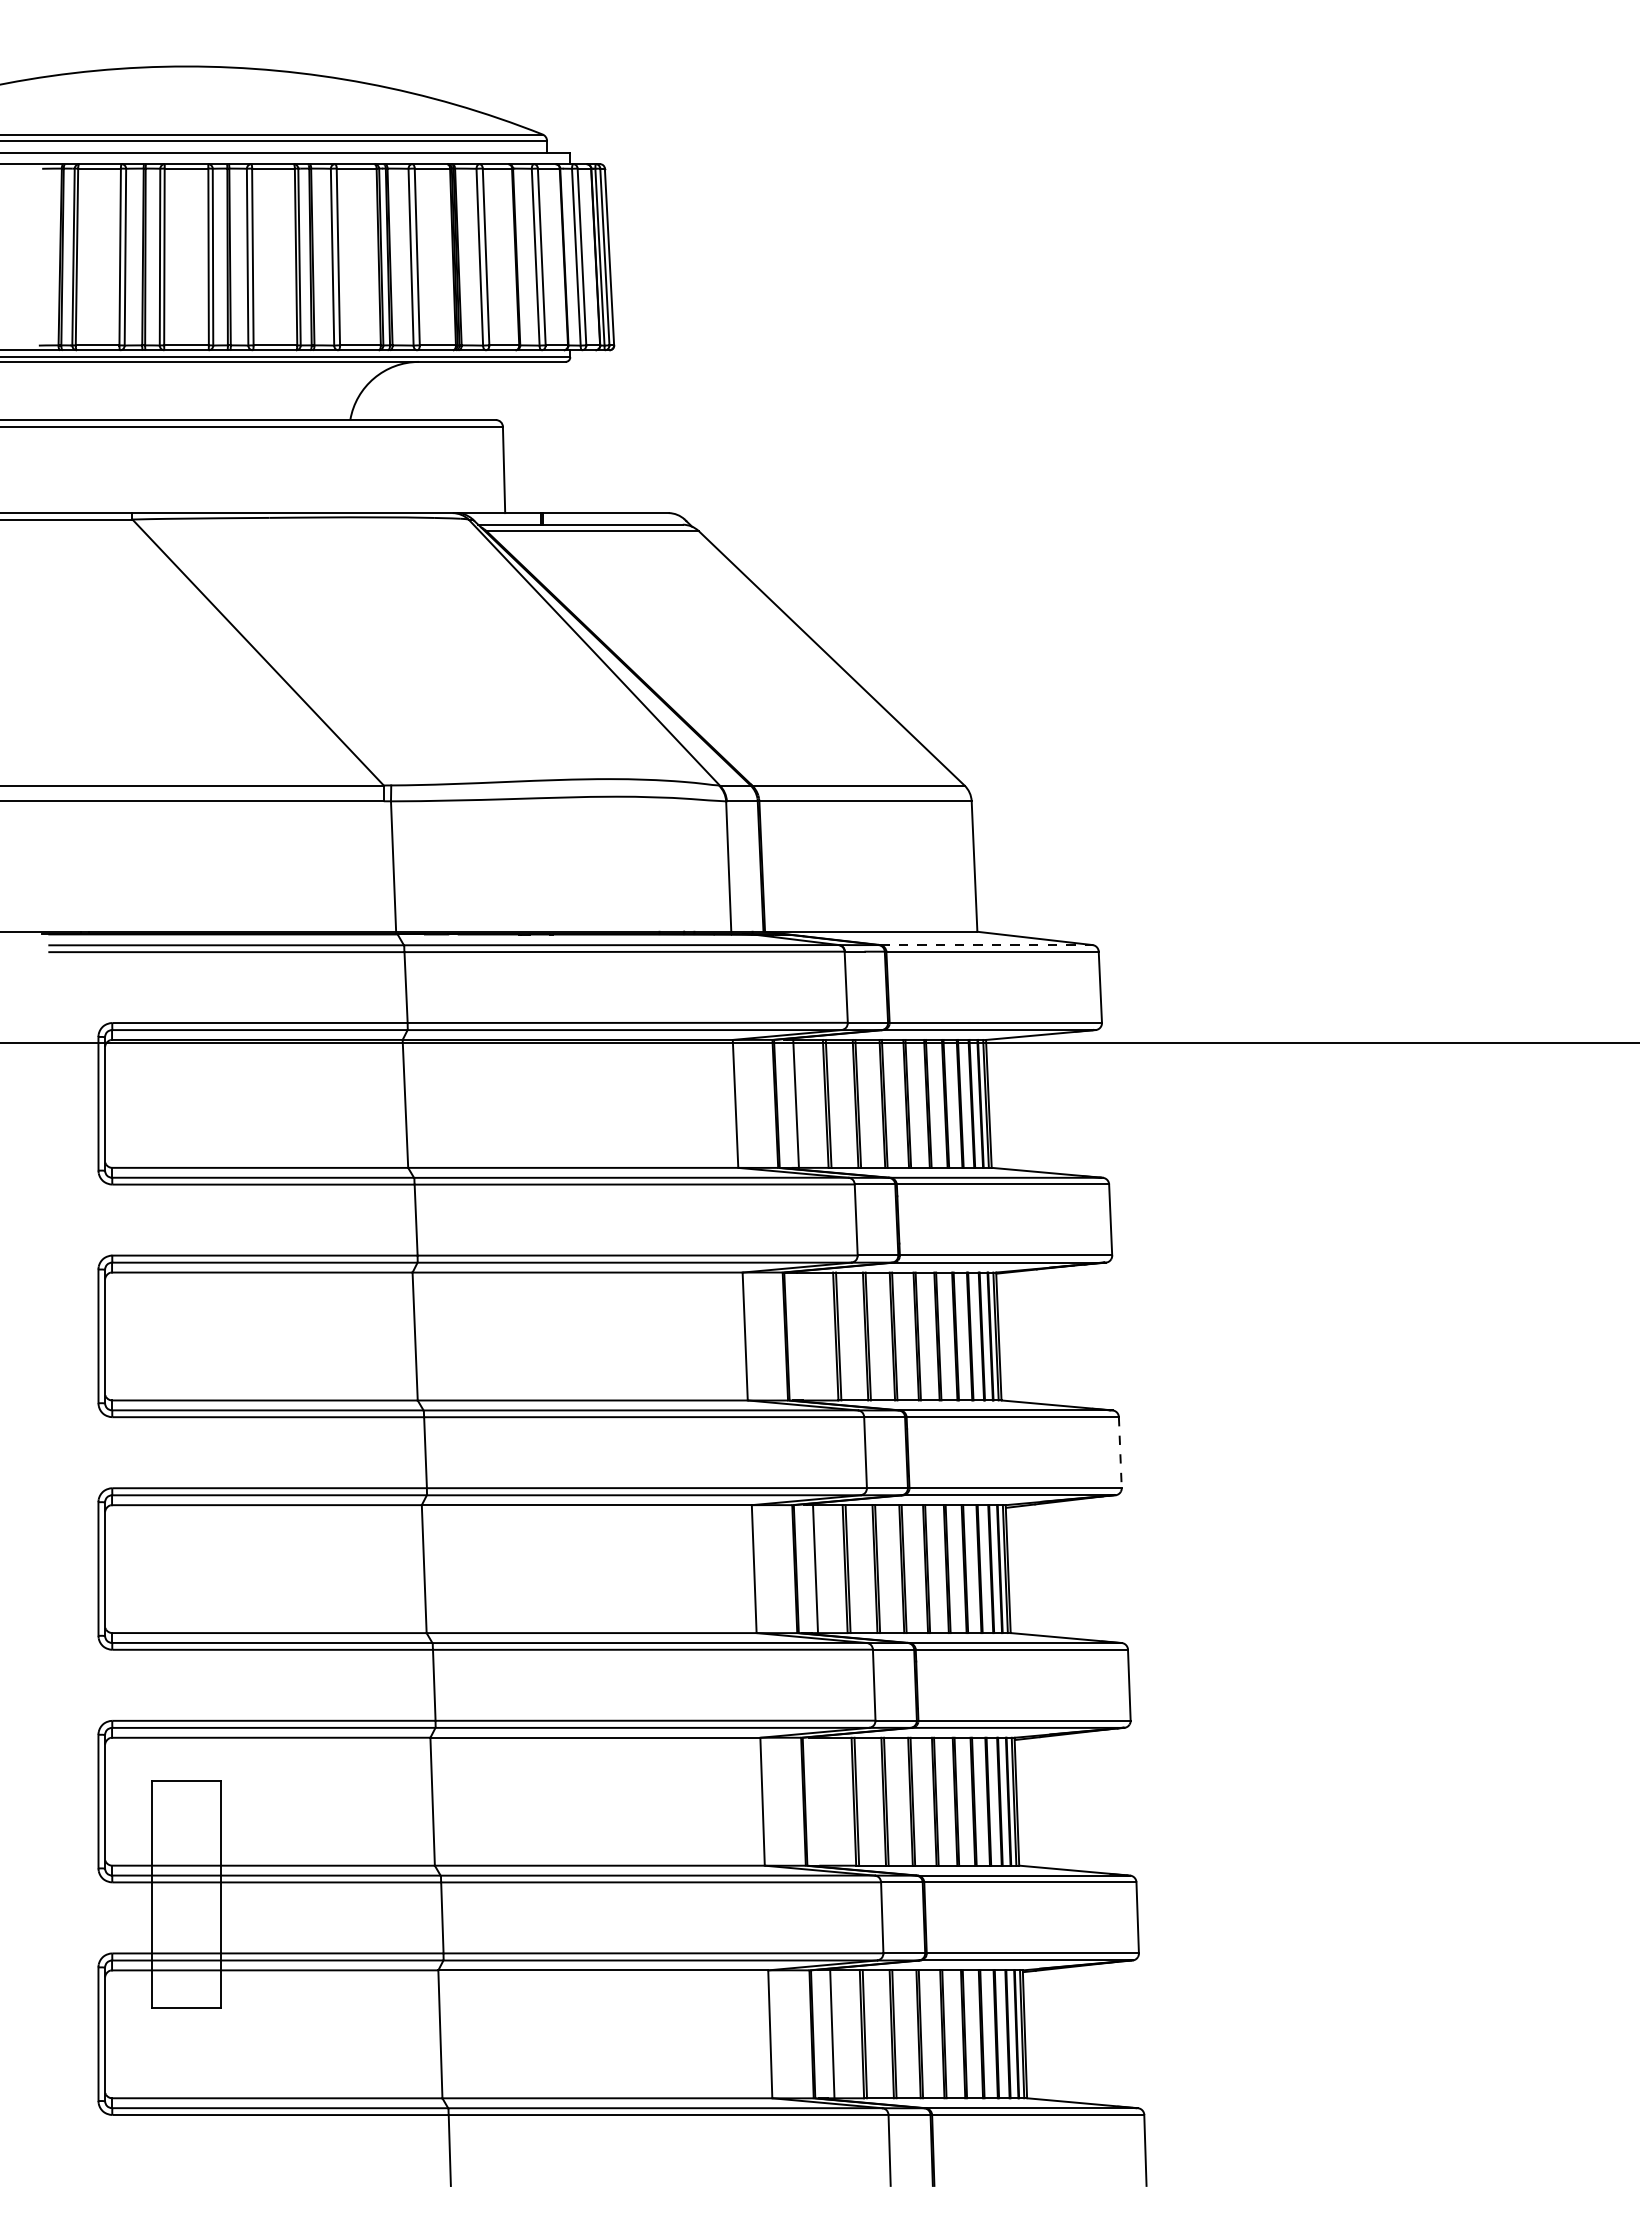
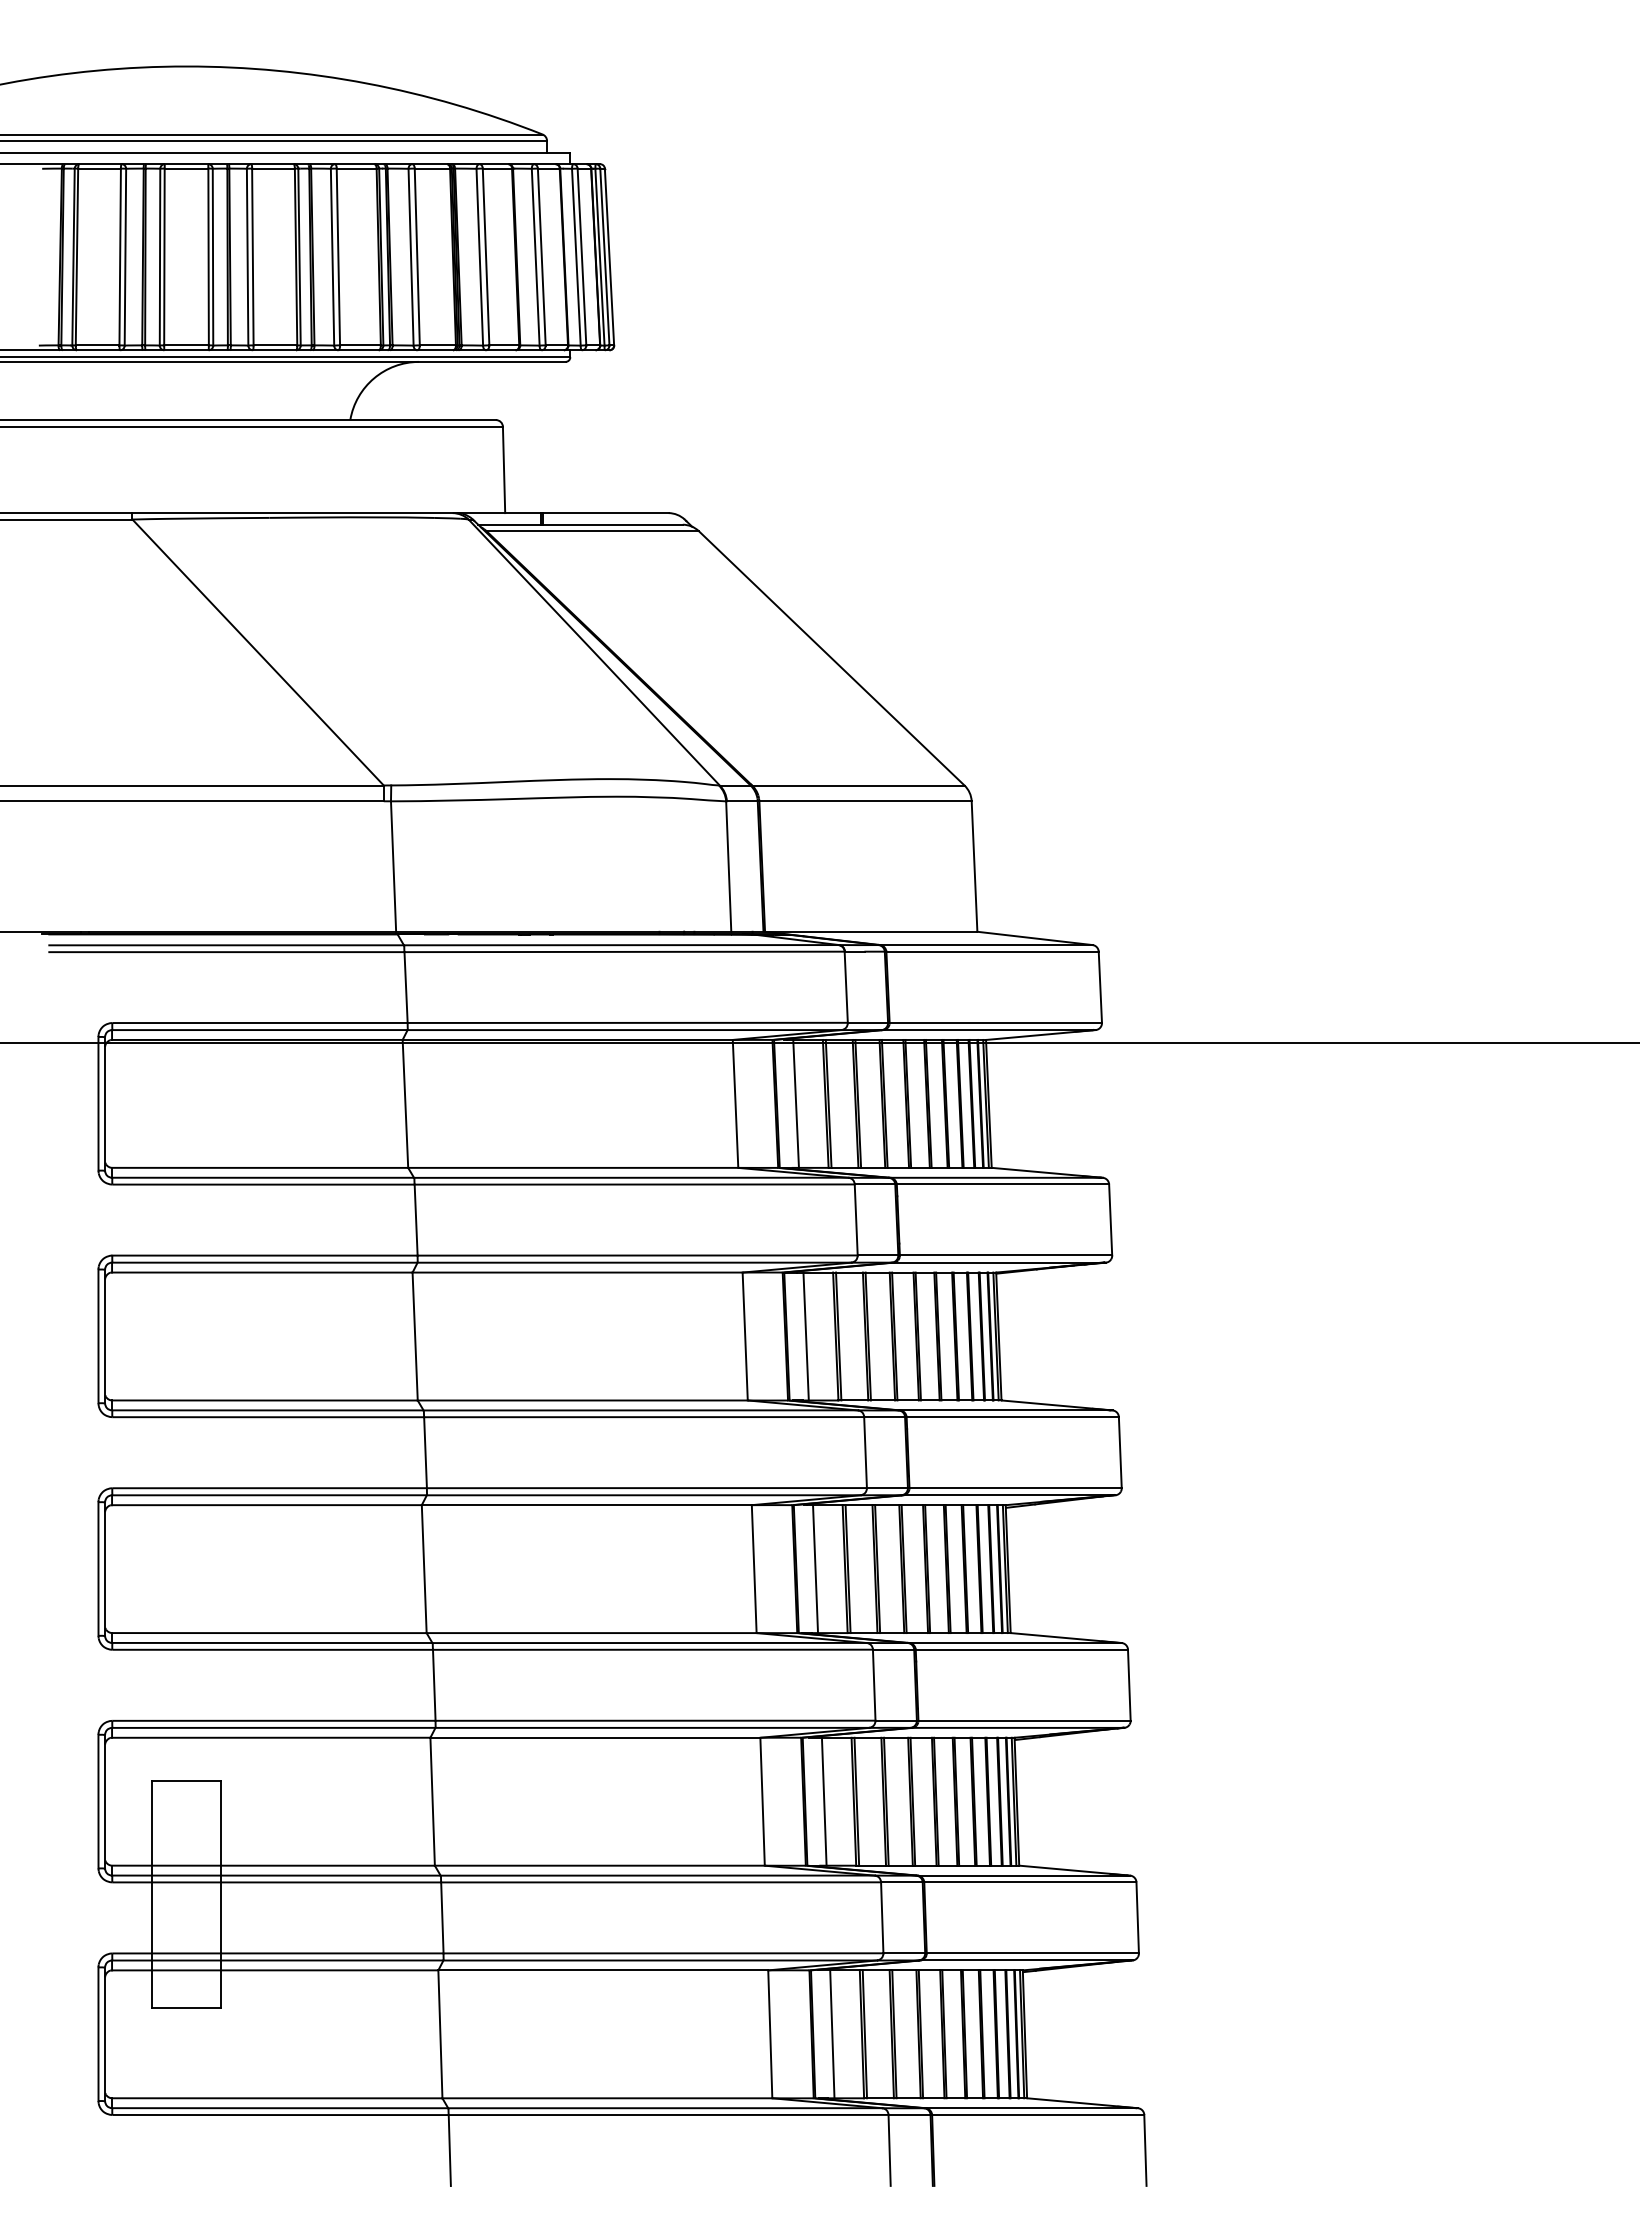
line: dashed -> solid (986, 945)
line: none -> present (805, 1336)
line: dashed -> solid (1120, 1452)
line: none -> present (823, 1801)
